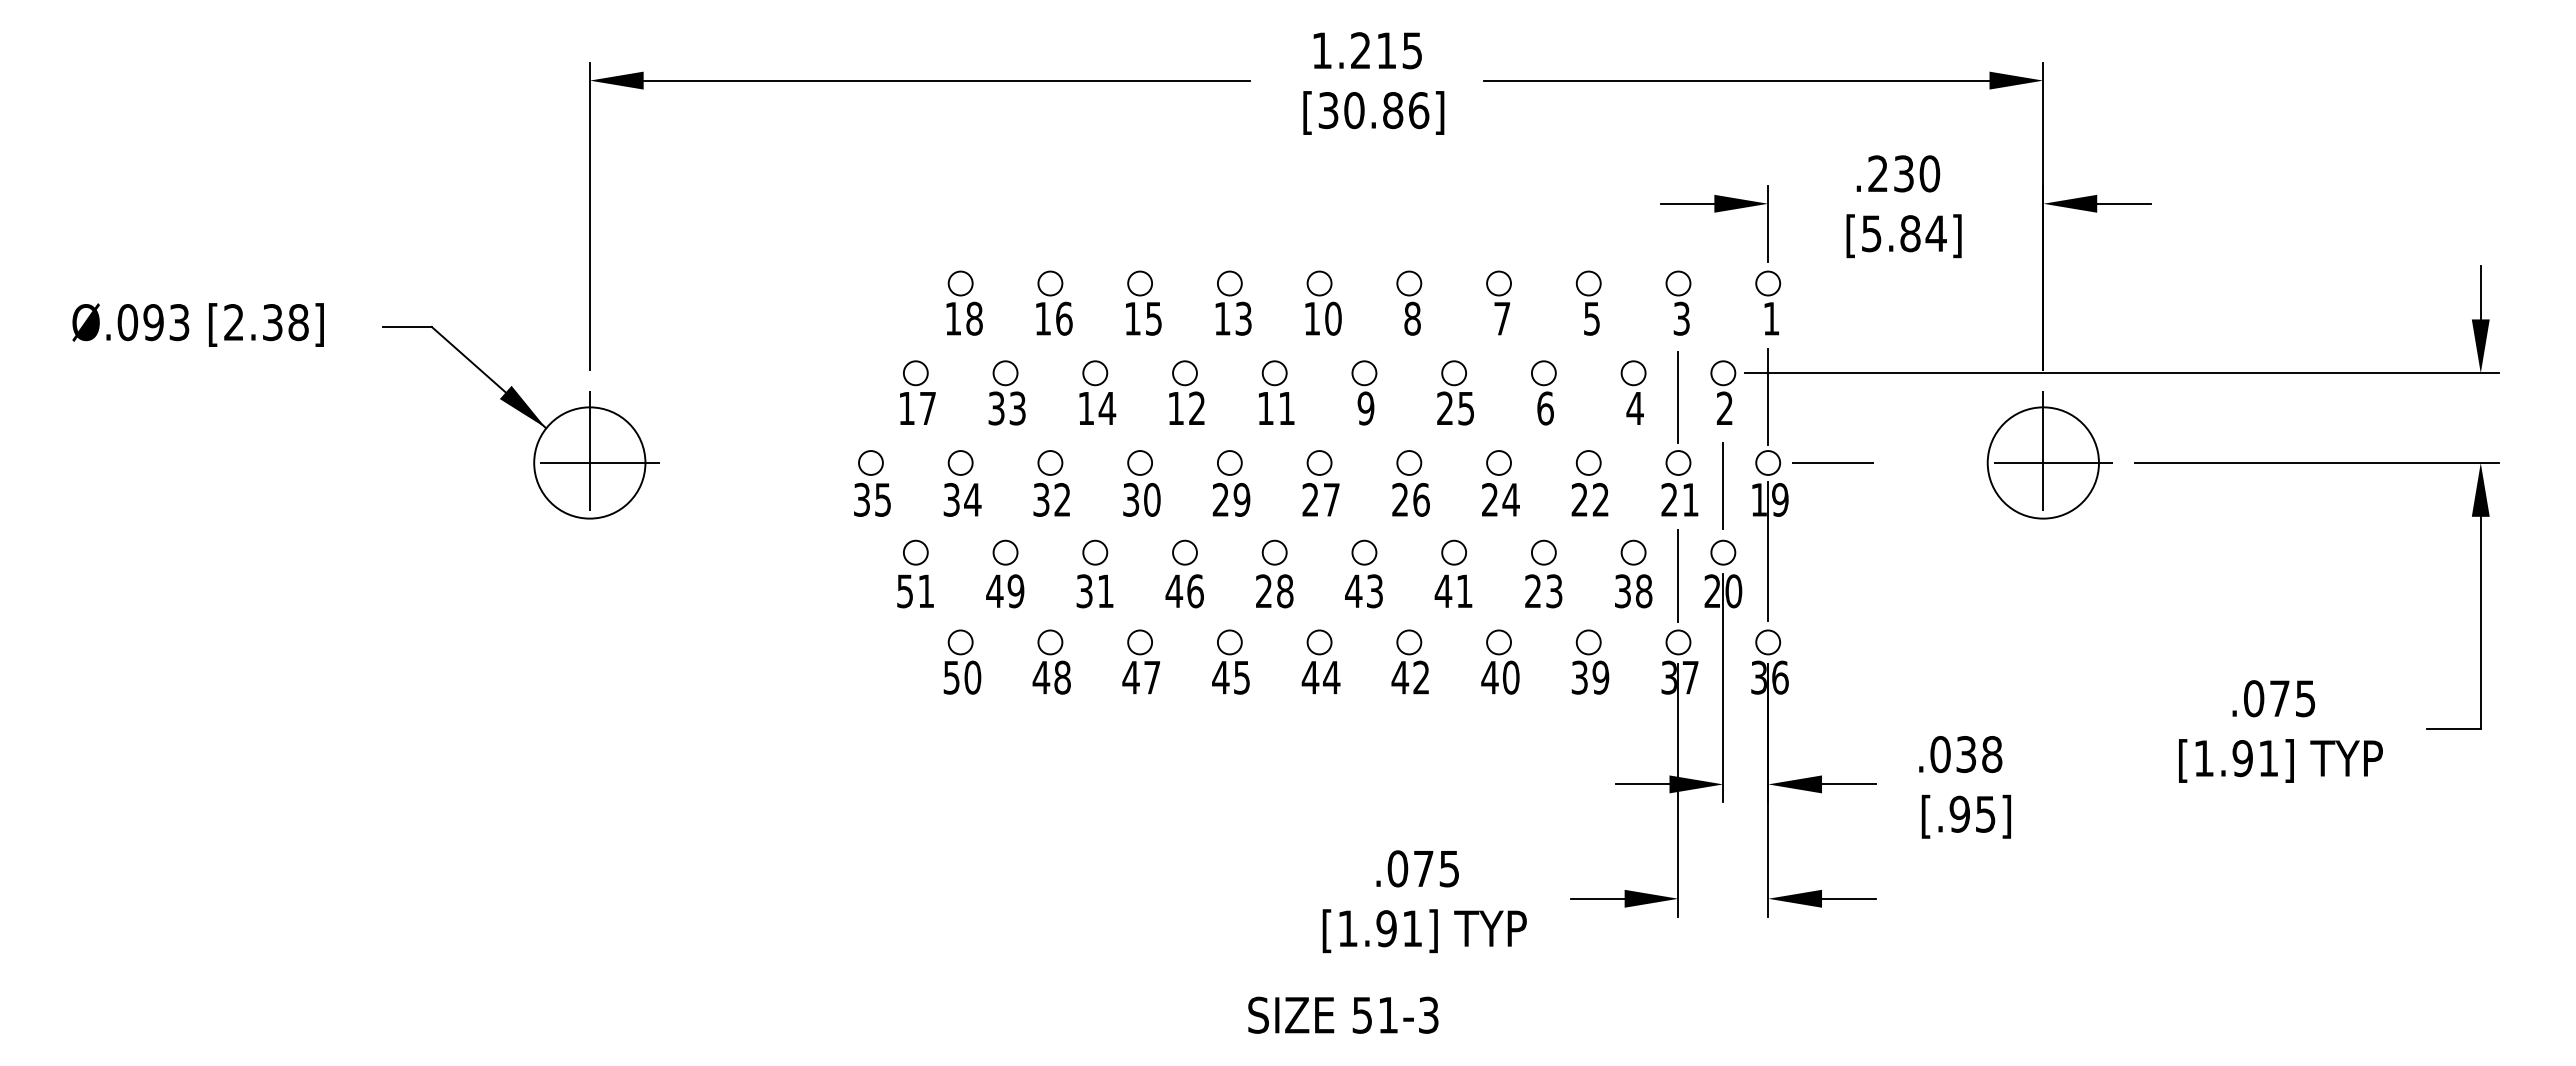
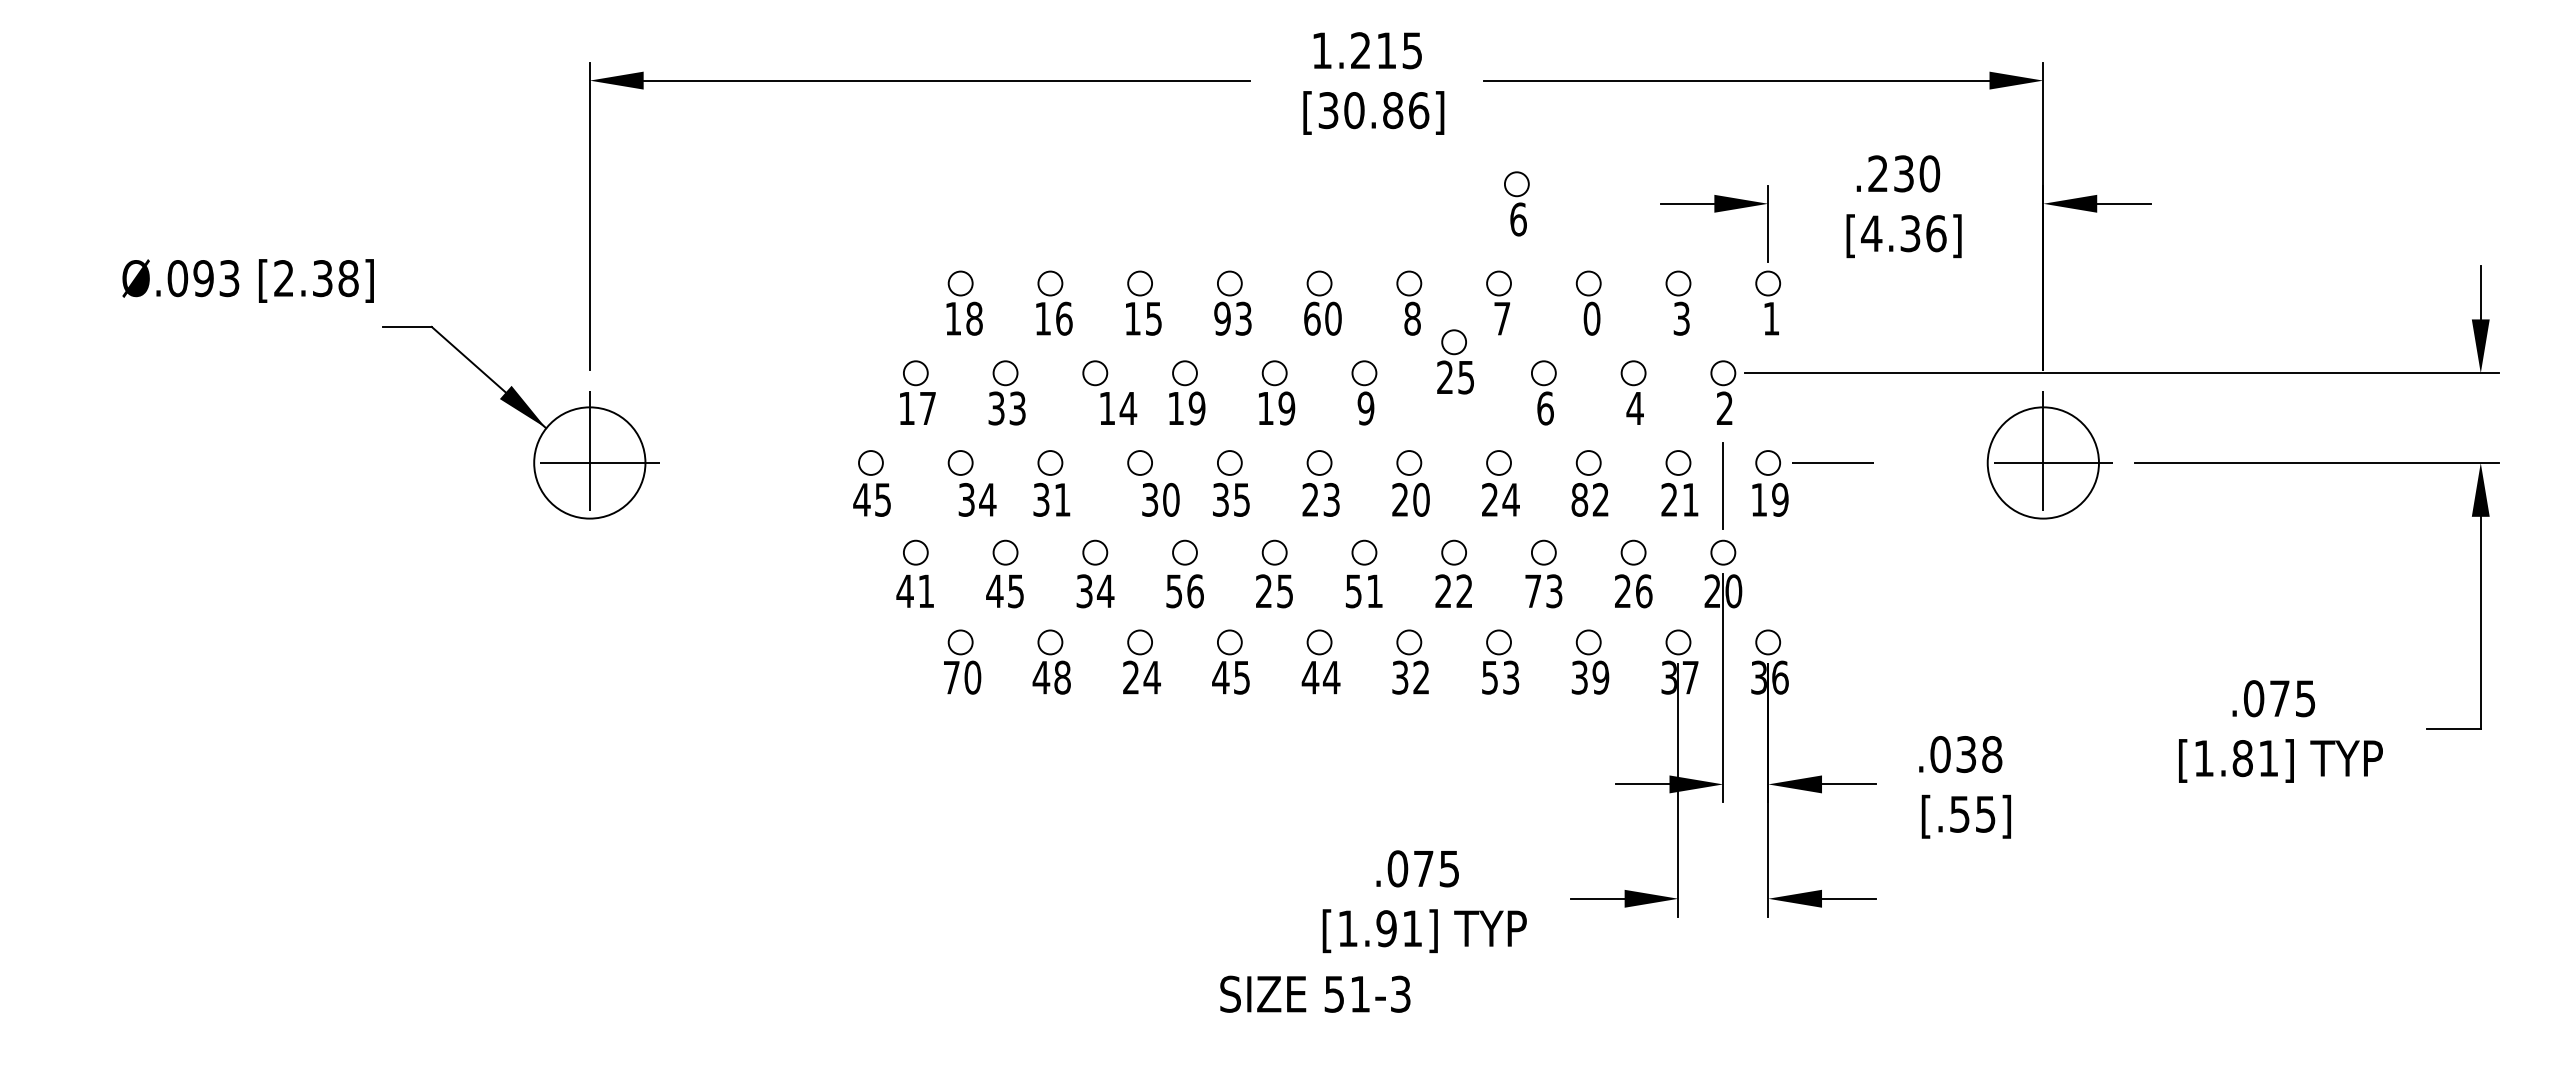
part: none -> present (1516, 203)
text: [5.84] -> [4.36] (1903, 233)
text: 13 -> 93 (1222, 318)
text: 10 -> 60 (1312, 318)
text: 5 -> 0 (1591, 318)
text position: (197, 324) -> (247, 280) (247, 280)
part position: (1455, 392) -> (1455, 361) (1455, 361)
line: present -> none (1768, 396)
line: present -> none (1678, 397)
text position: (1097, 408) -> (1118, 408) (1118, 408)
text: 12 -> 19 (1196, 408)
text: 11 -> 19 (1286, 408)
text: 35 -> 45 (861, 499)
text position: (962, 499) -> (977, 499) (977, 499)
text: 32 -> 31 (1062, 499)
text position: (1141, 499) -> (1160, 499) (1160, 499)
text: 29 -> 35 (1231, 499)
text: 27 -> 23 (1331, 499)
text: 26 -> 20 (1421, 499)
text: 22 -> 82 (1579, 499)
line: present -> none (1768, 550)
line: present -> none (1678, 575)
text: 31 -> 34 (1105, 590)
text: 41 -> 22 (1453, 590)
text: 23 -> 73 (1532, 590)
text: 51 -> 41 (904, 591)
text: 49 -> 45 (1015, 591)
text: 46 -> 56 (1174, 591)
text: 28 -> 25 (1285, 591)
text: 43 -> 51 (1363, 591)
text: 38 -> 26 (1633, 591)
text: 50 -> 70 (951, 677)
text: 47 -> 24 (1141, 677)
text: 42 -> 32 (1400, 677)
text: 40 -> 53 (1500, 677)
text: [1.91] -> [1.81] (2242, 758)
text: [.95] -> [.55] (1959, 813)
text position: (1343, 1014) -> (1315, 993) (1315, 993)
